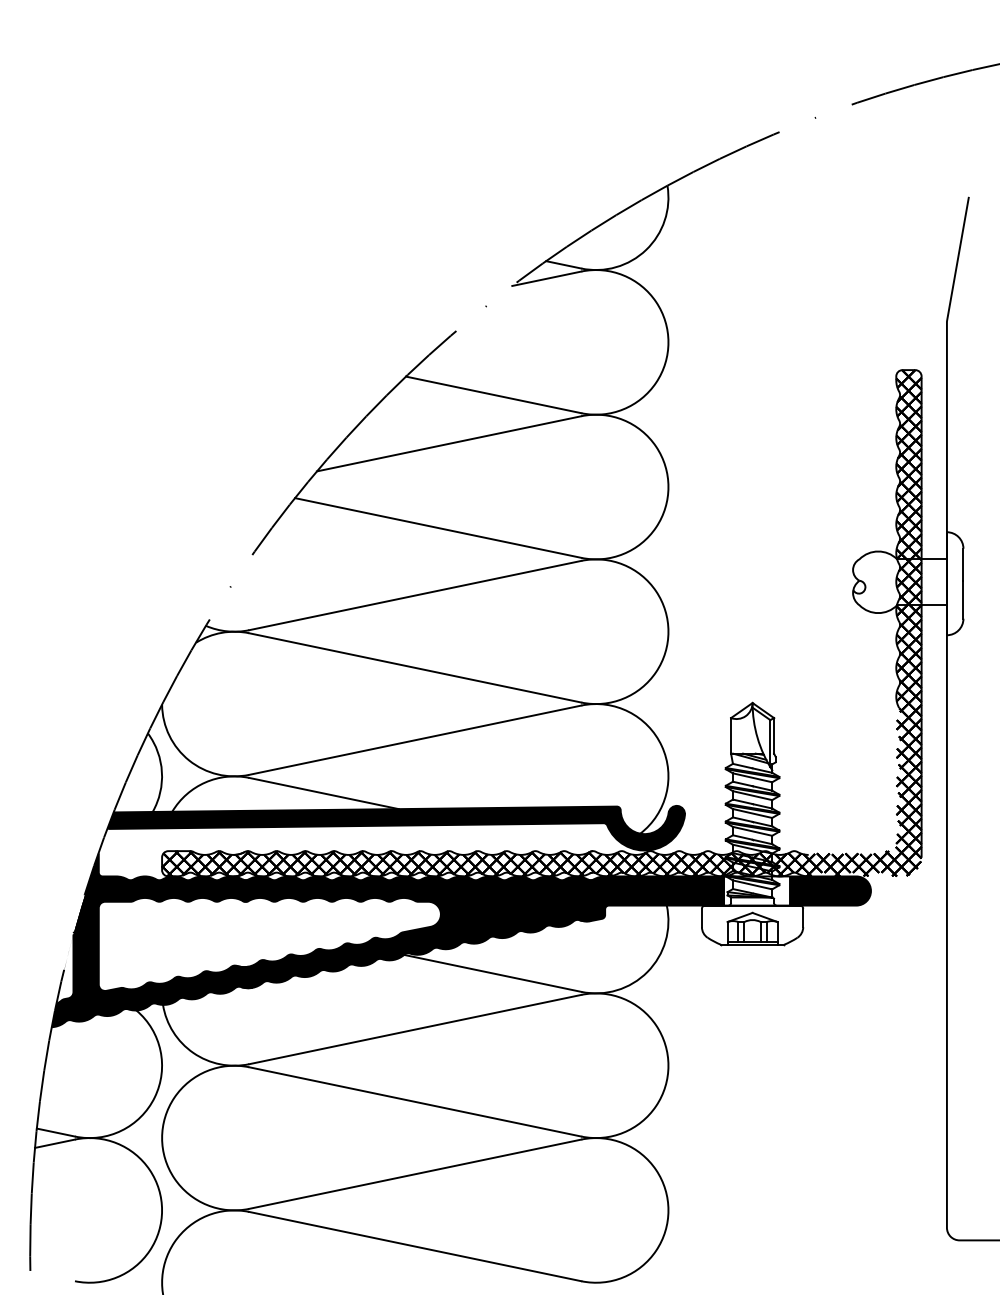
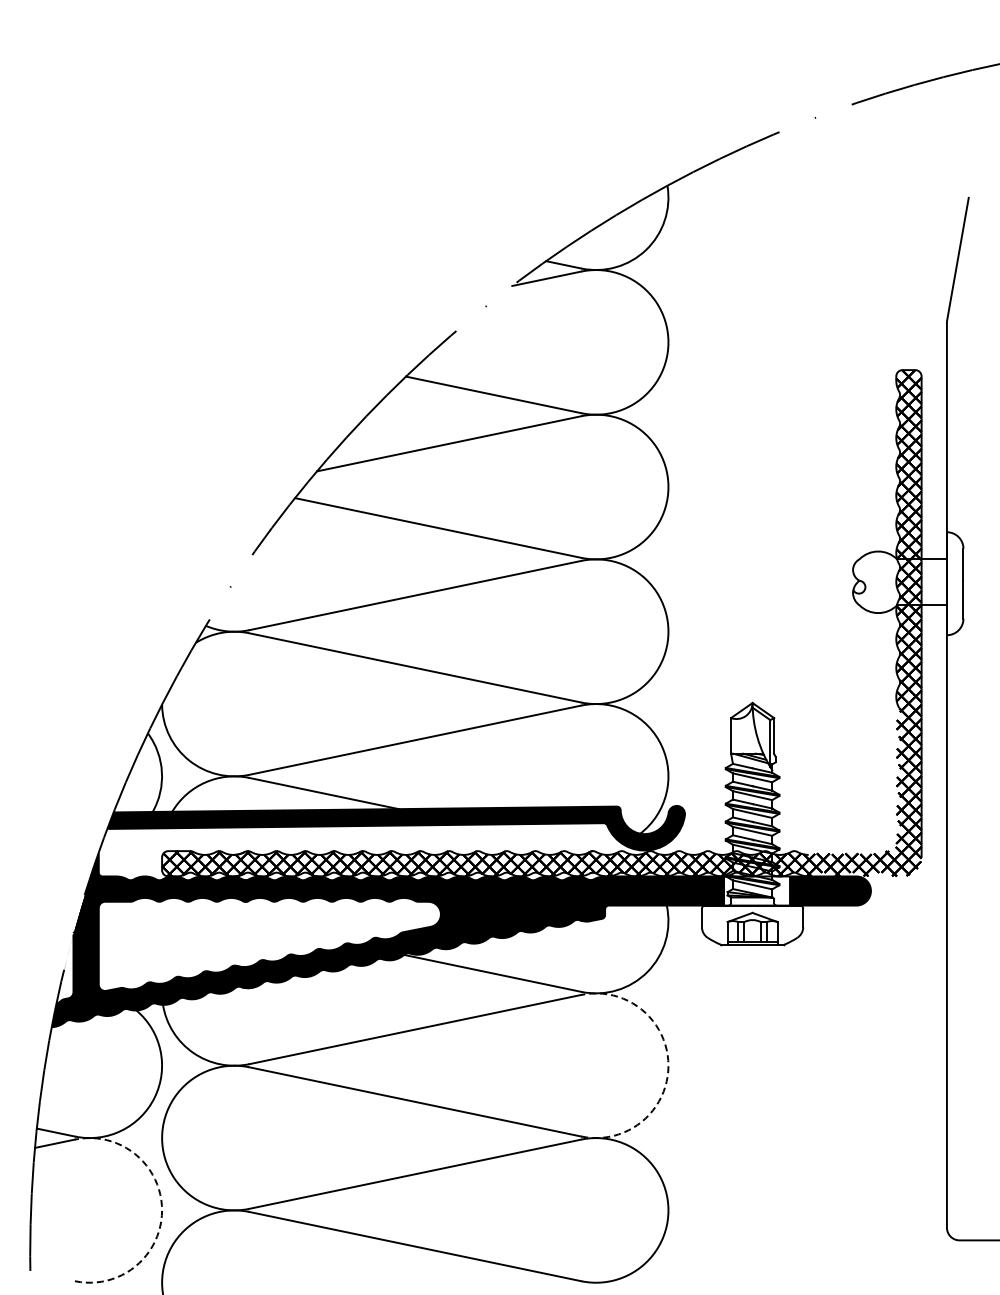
arc: solid -> dashed (668, 1065)
arc: solid -> dashed (162, 1210)
